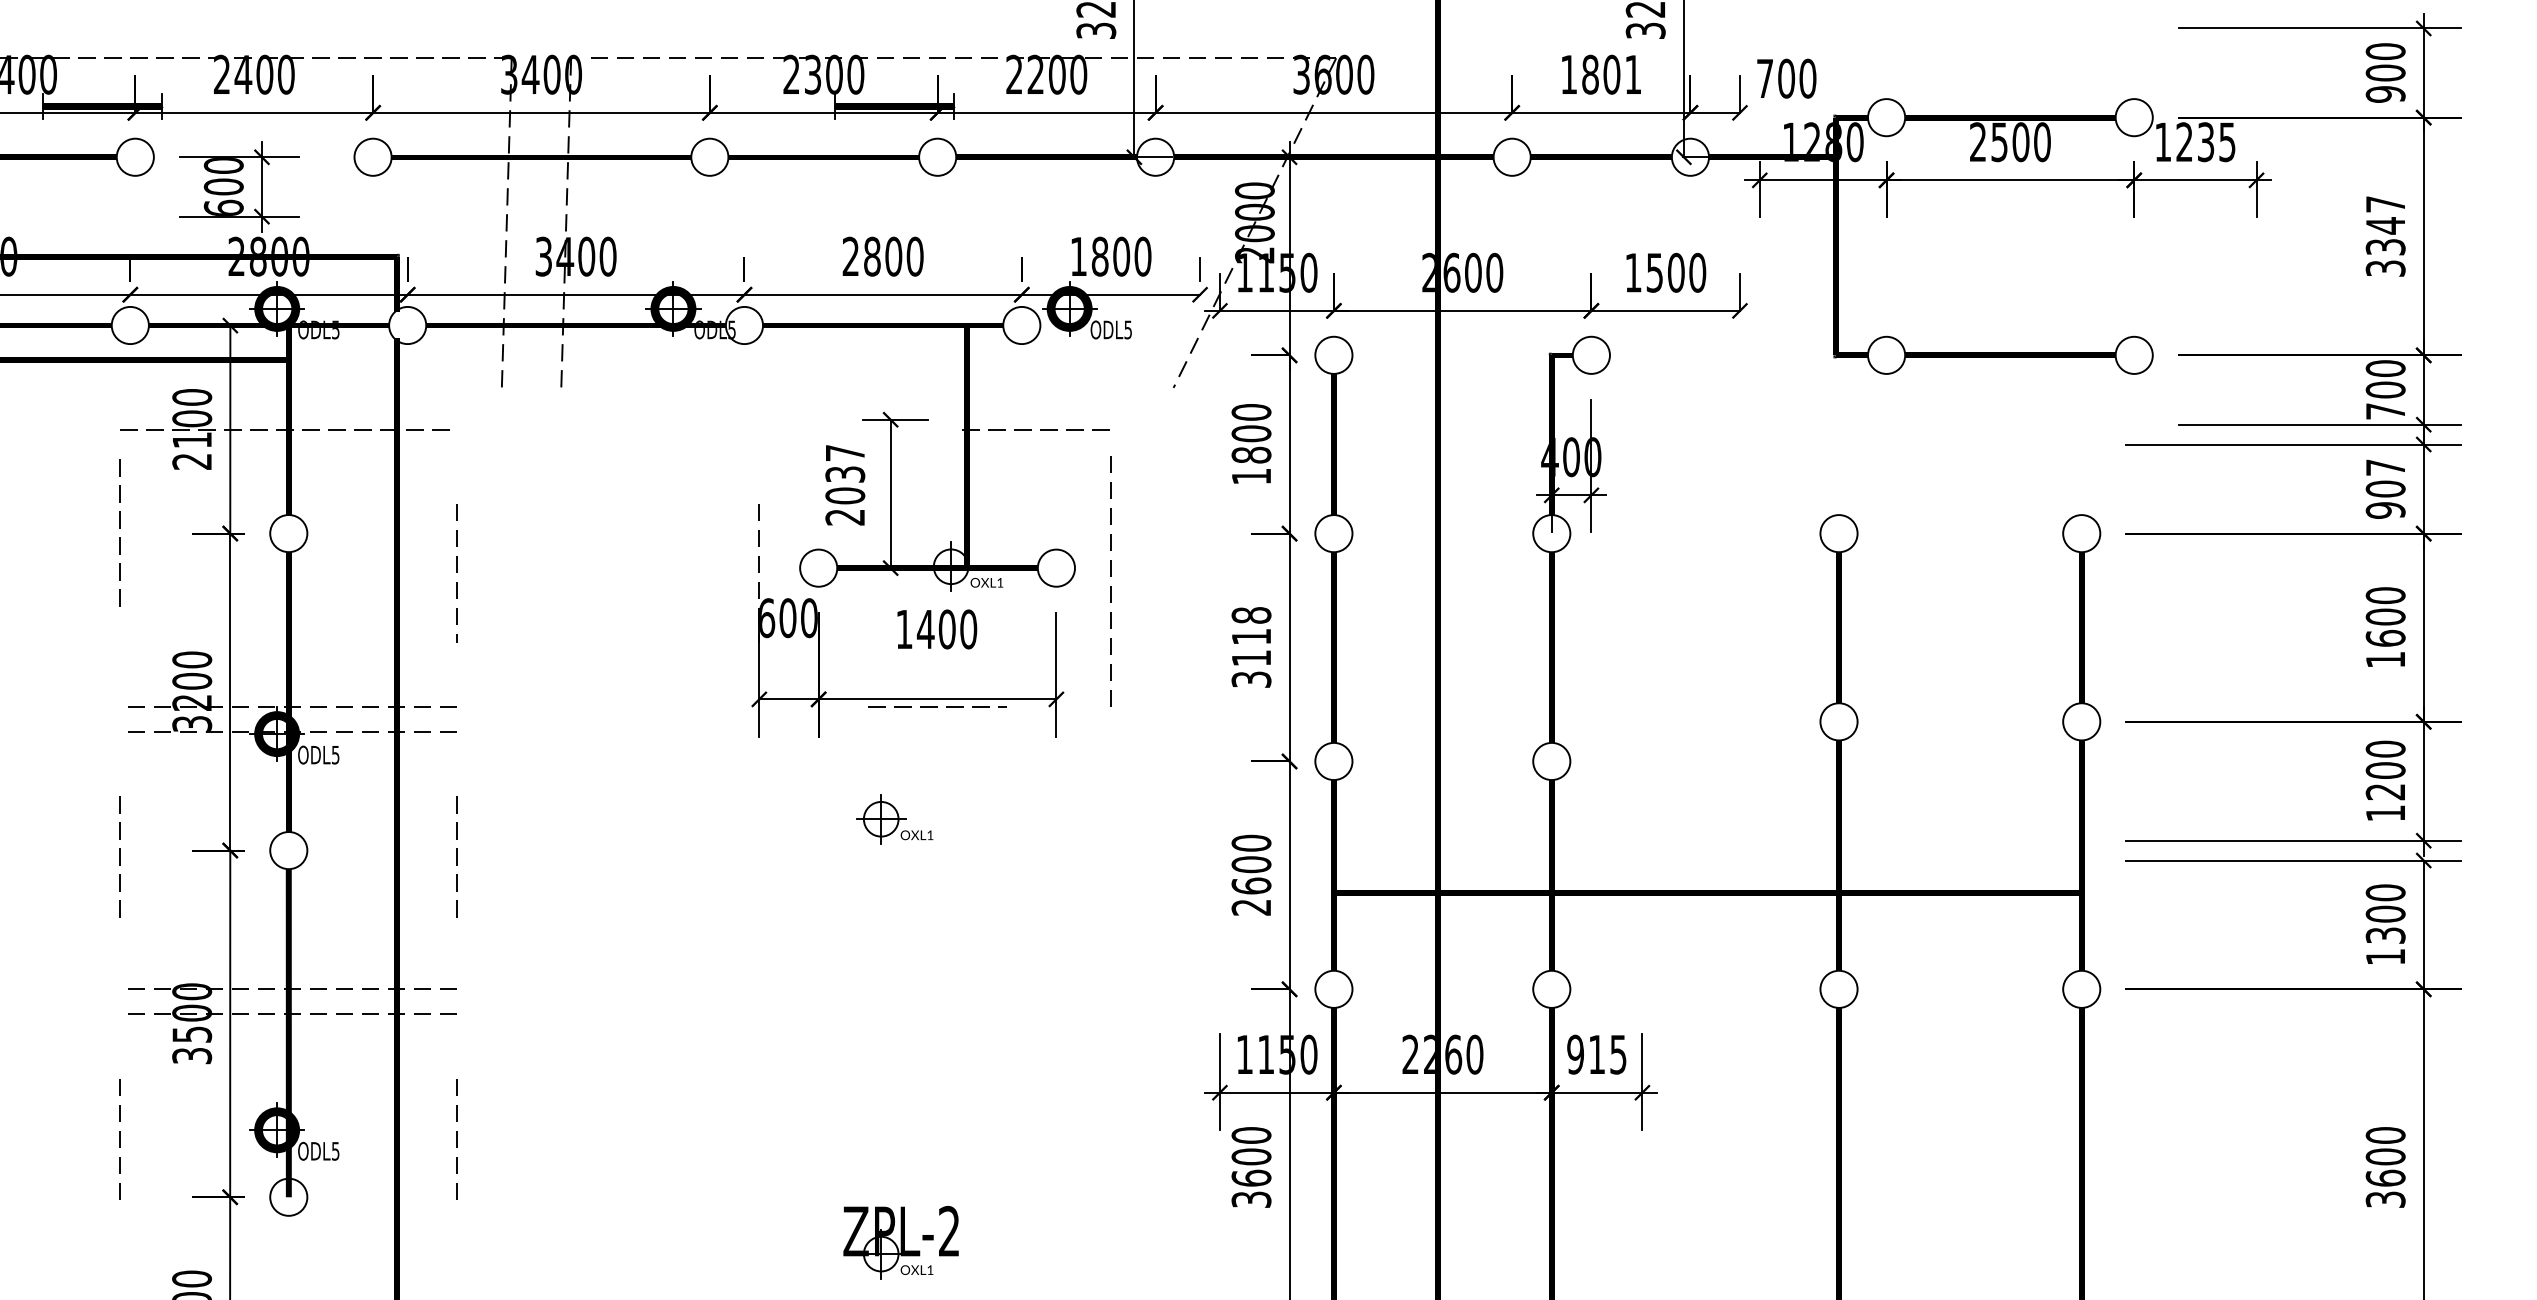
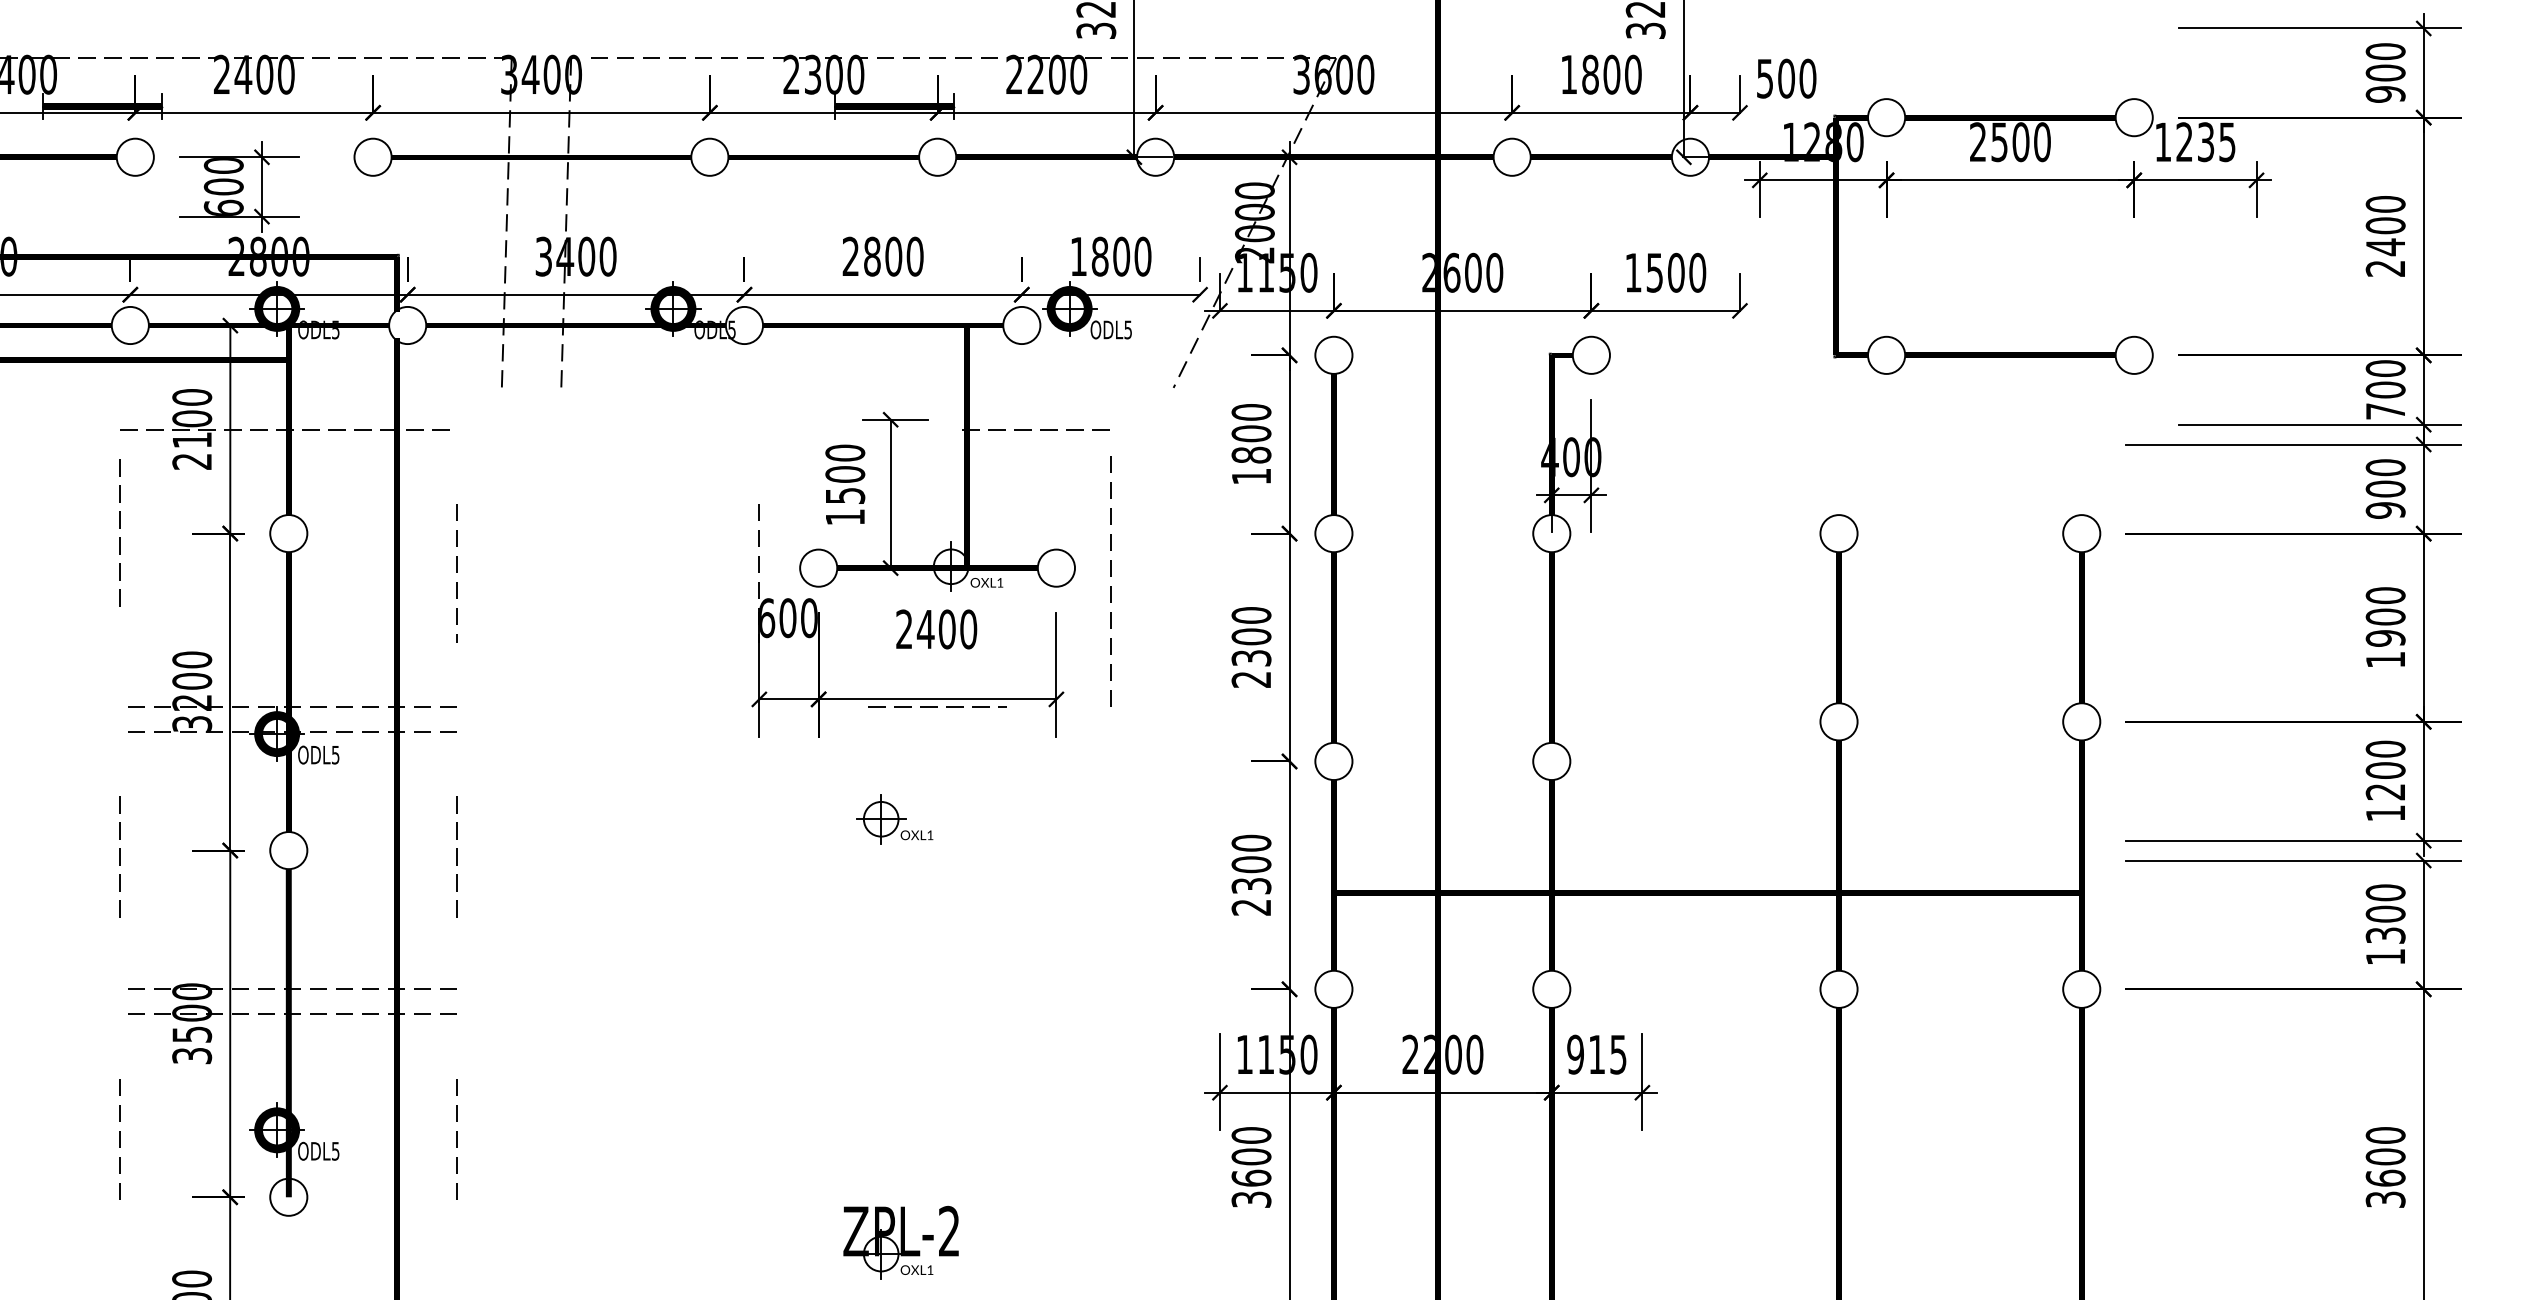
text: 1801 -> 1800 (1633, 74)
text: 700 -> 500 (1764, 78)
text: 3347 -> 2400 (2385, 236)
text: 907 -> 900 (2385, 467)
text: 2037 -> 1500 (845, 484)
text: 1400 -> 2400 (904, 628)
text: 1600 -> 1900 (2385, 637)
text: 3118 -> 2300 (1251, 647)
text: 2600 -> 2300 (1251, 885)
text: 2260 -> 2200 (1453, 1054)
